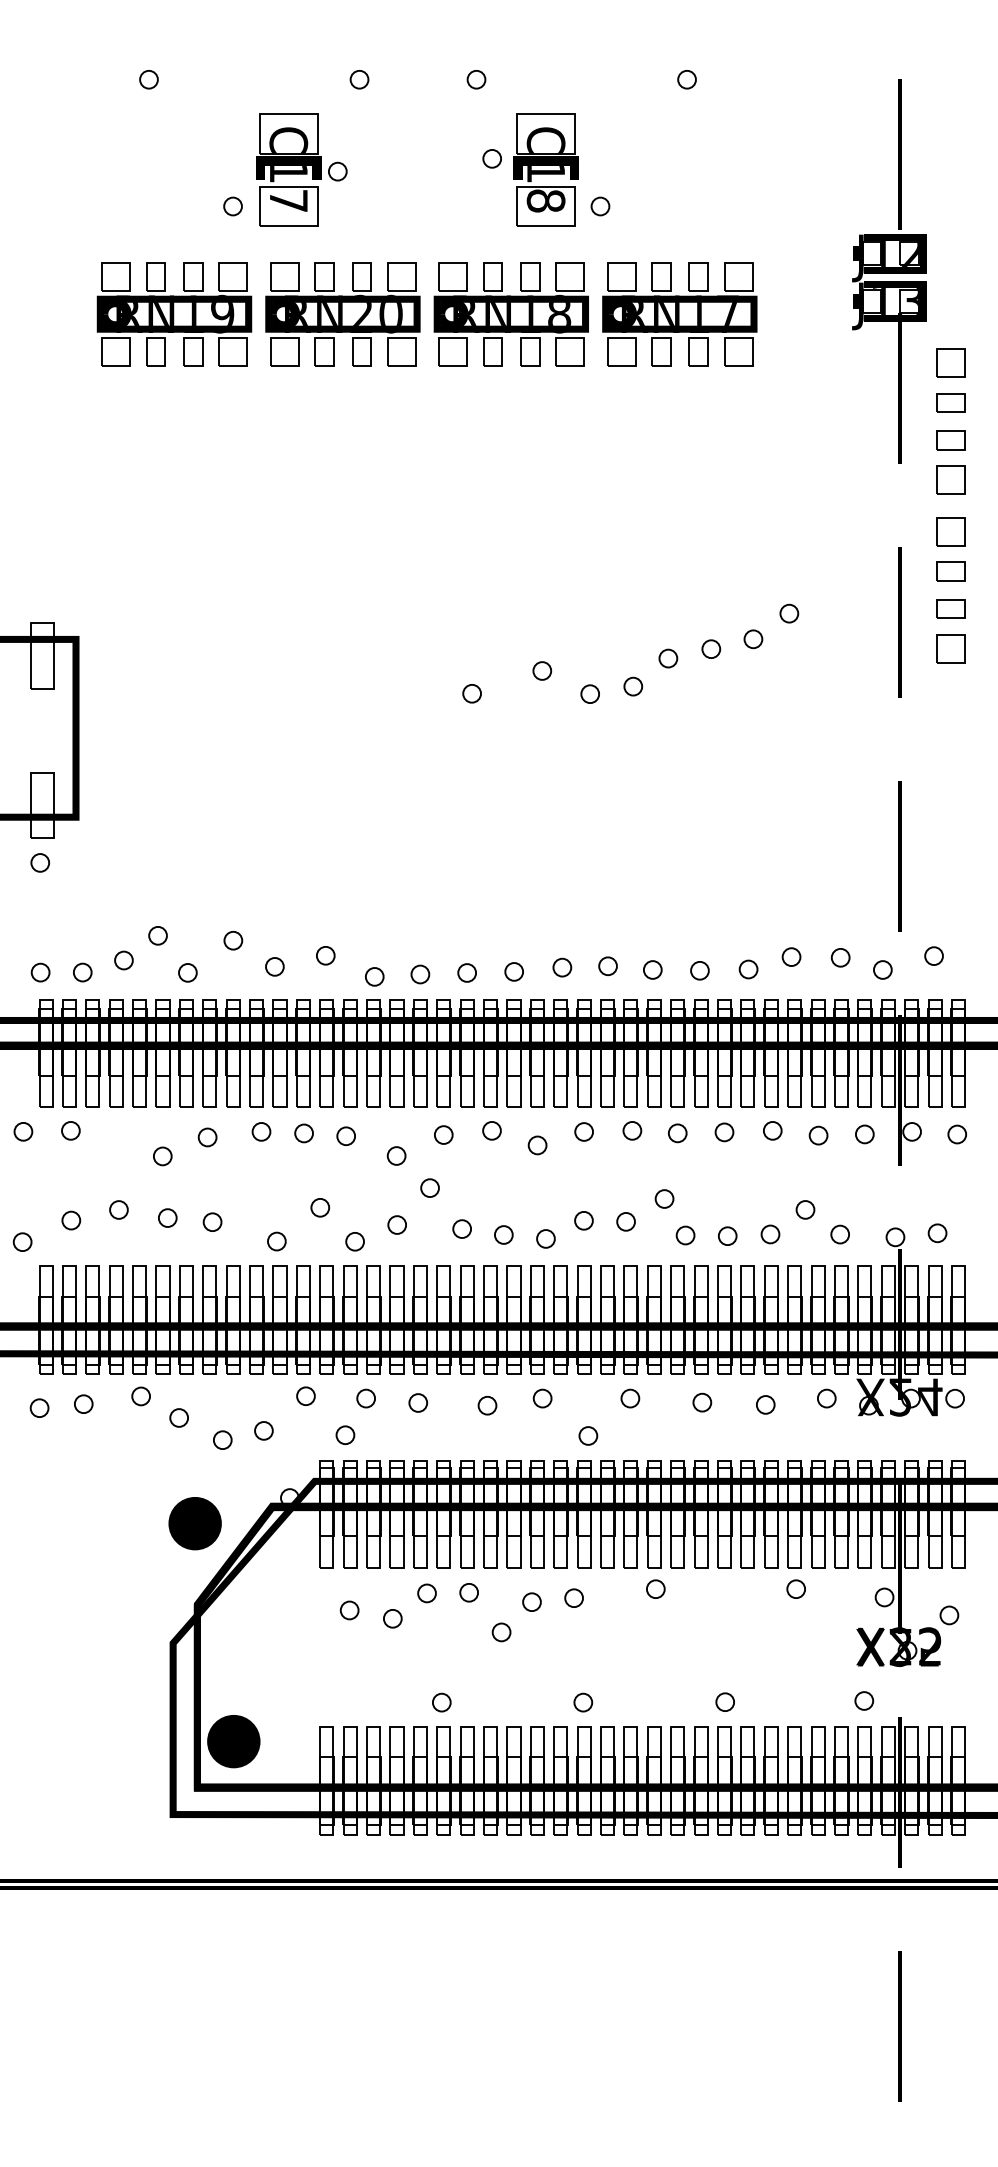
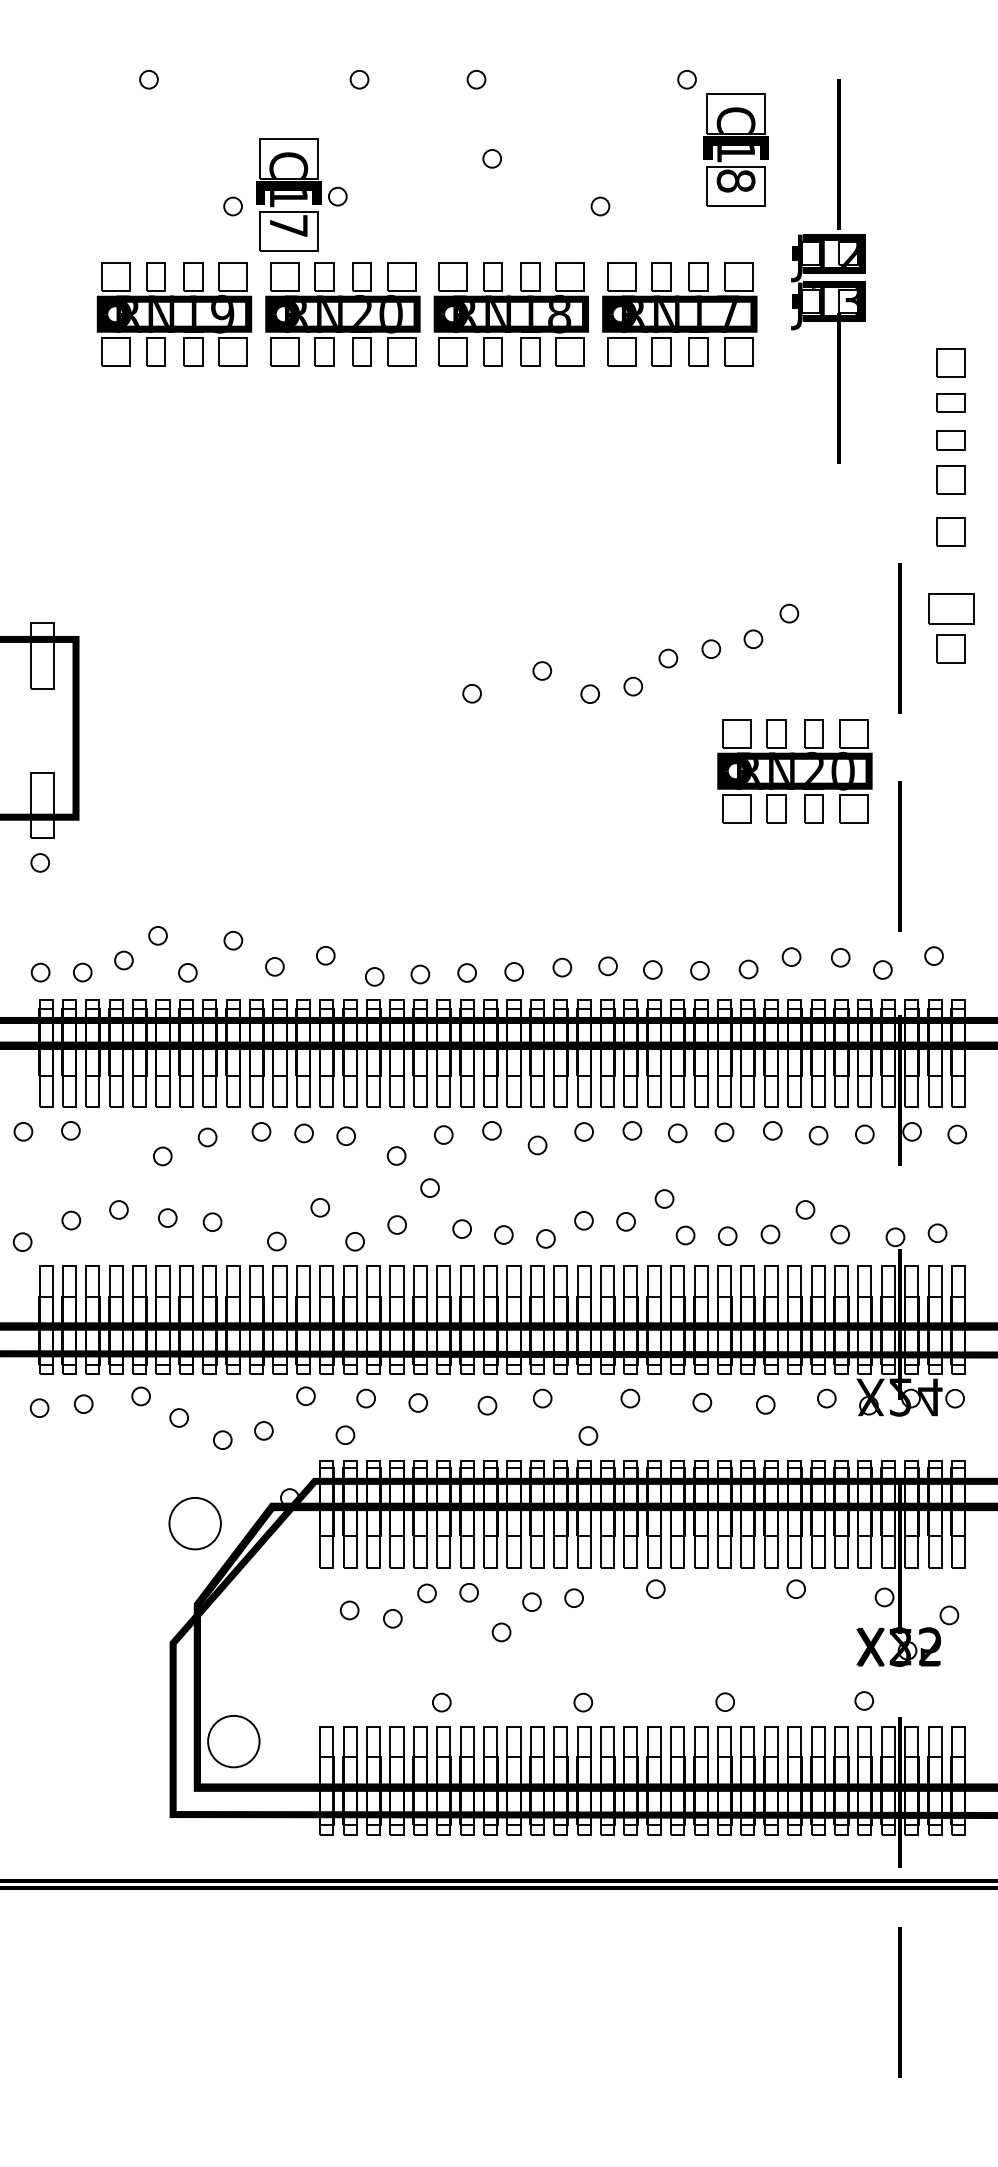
part position: (301, 169) -> (301, 194) (301, 194)
part position: (545, 169) -> (735, 149) (735, 149)
part position: (889, 271) -> (828, 271) (828, 271)
part: present -> none (950, 571)
part size: 30x20 px -> 47x32 px (951, 608)
line position: (899, 622) -> (899, 638) (899, 638)
part: none -> present (794, 771)
fill: present -> none (194, 1523)
fill: present -> none (233, 1741)
line position: (899, 2026) -> (899, 2002) (899, 2002)
